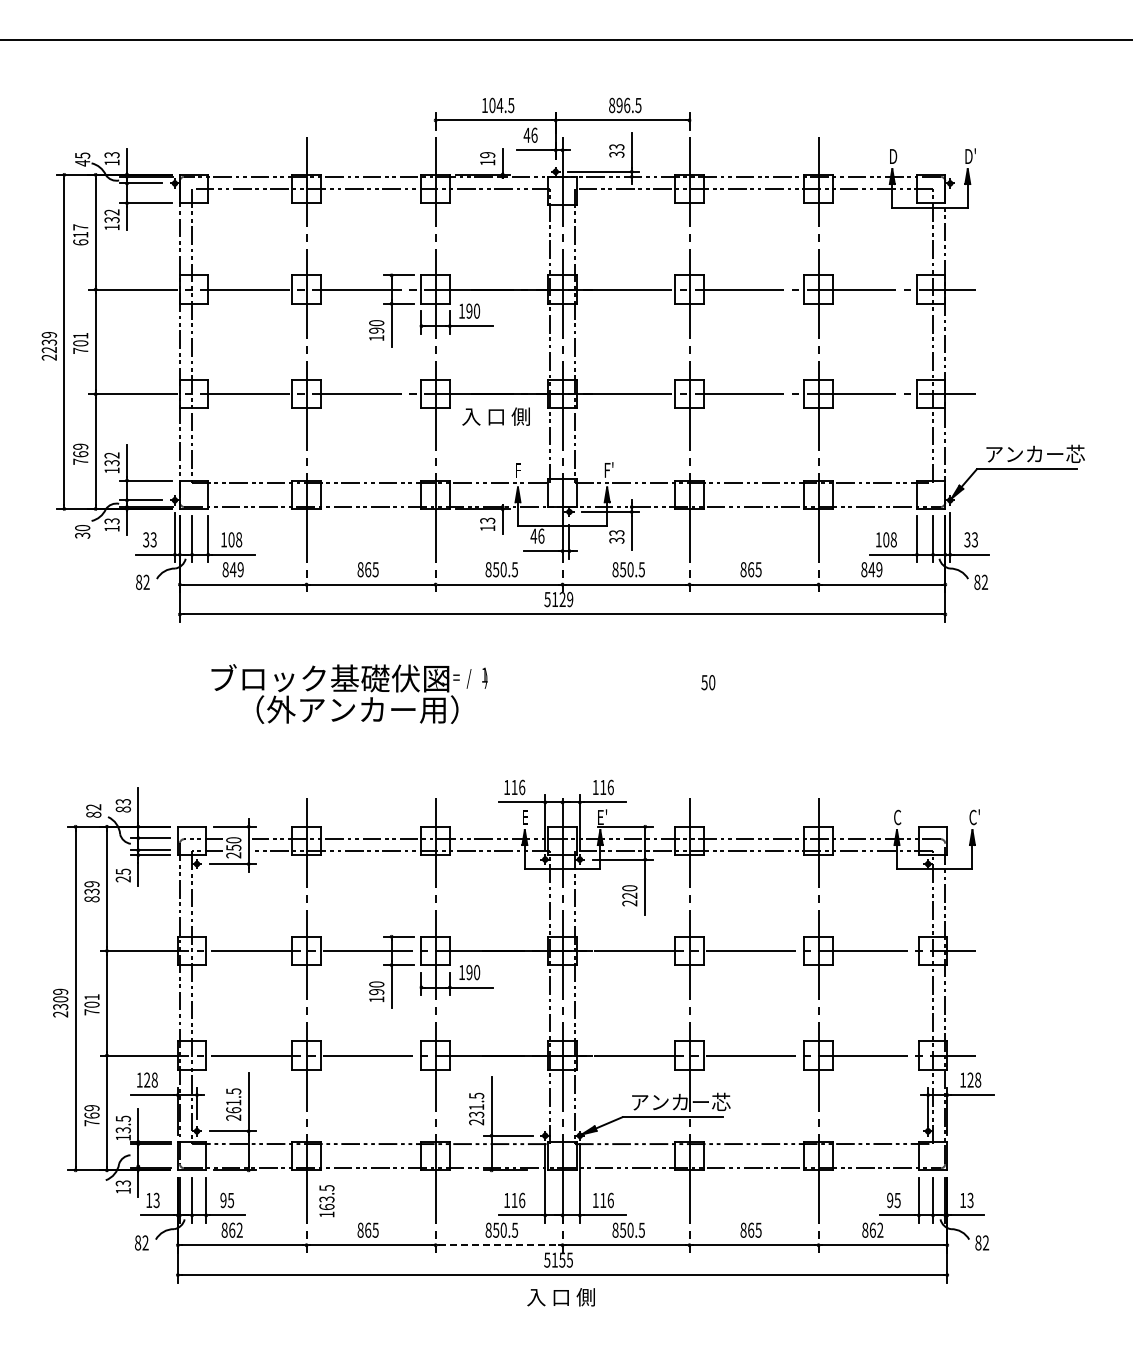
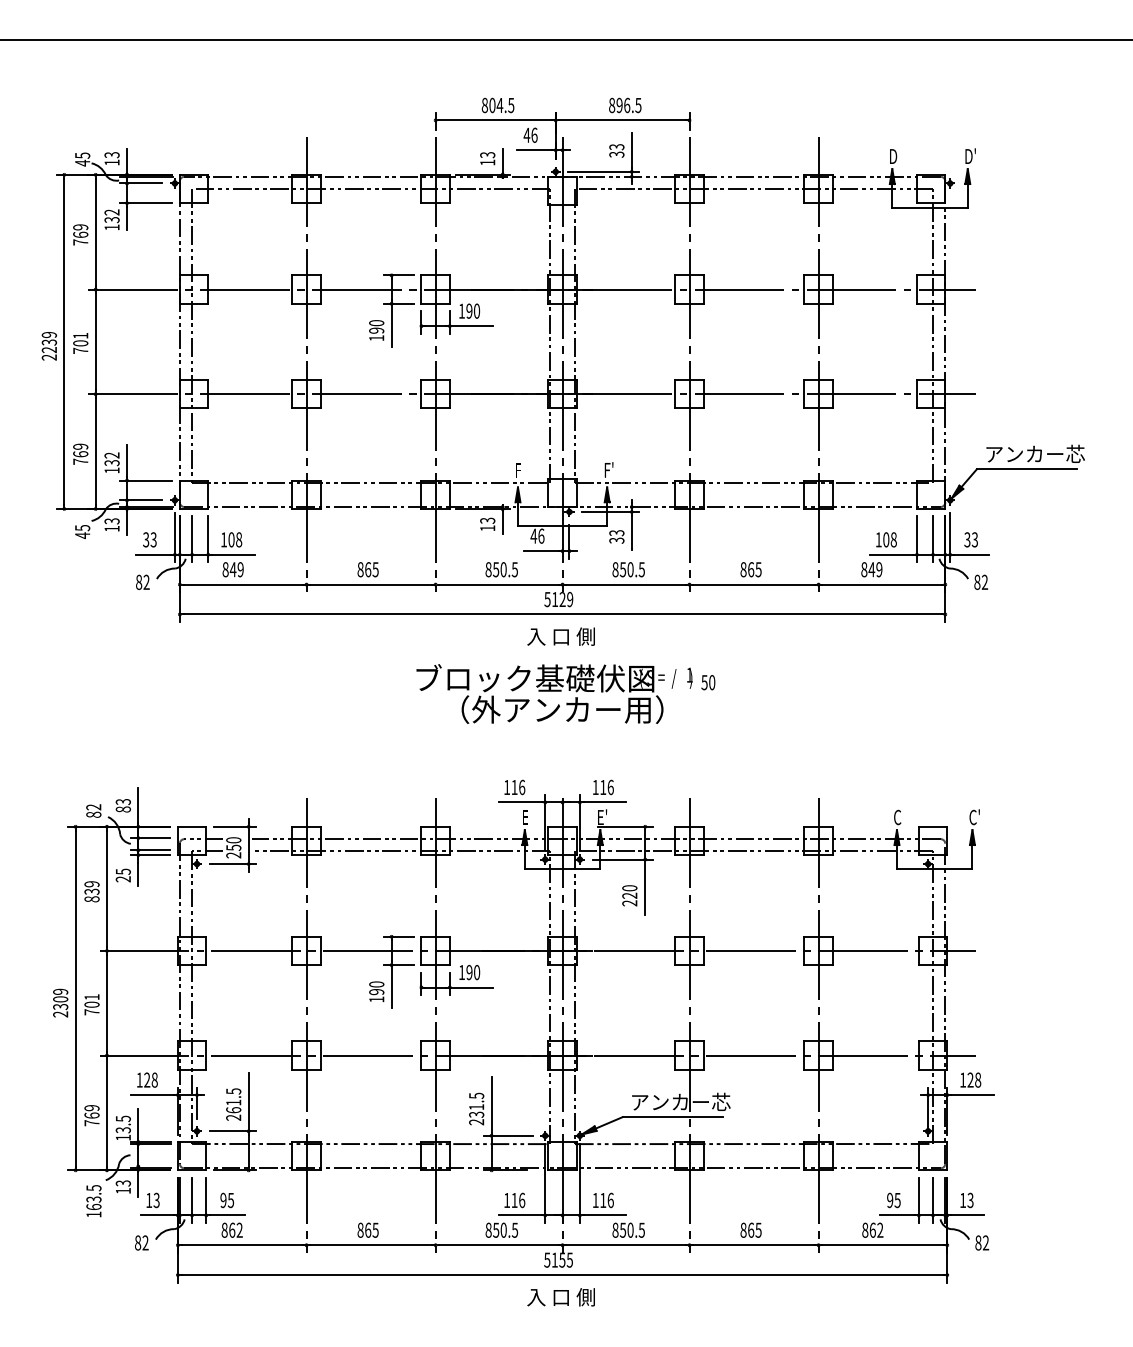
text: 104.5 -> 804.5 (484, 105)
text: 19 -> 13 (487, 155)
text: 617 -> 769 (80, 234)
text position: (495, 416) -> (560, 636) (560, 636)
text: 30 -> 45 (82, 532)
text position: (349, 693) -> (554, 693) (554, 693)
text position: (326, 1201) -> (93, 1201) (93, 1201)
line: dashed -> solid (499, 1245)
